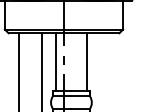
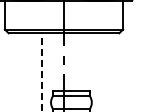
line: present -> none (55, 61)
line: present -> none (87, 61)
line: present -> none (19, 70)
line: solid -> dashed (41, 72)
